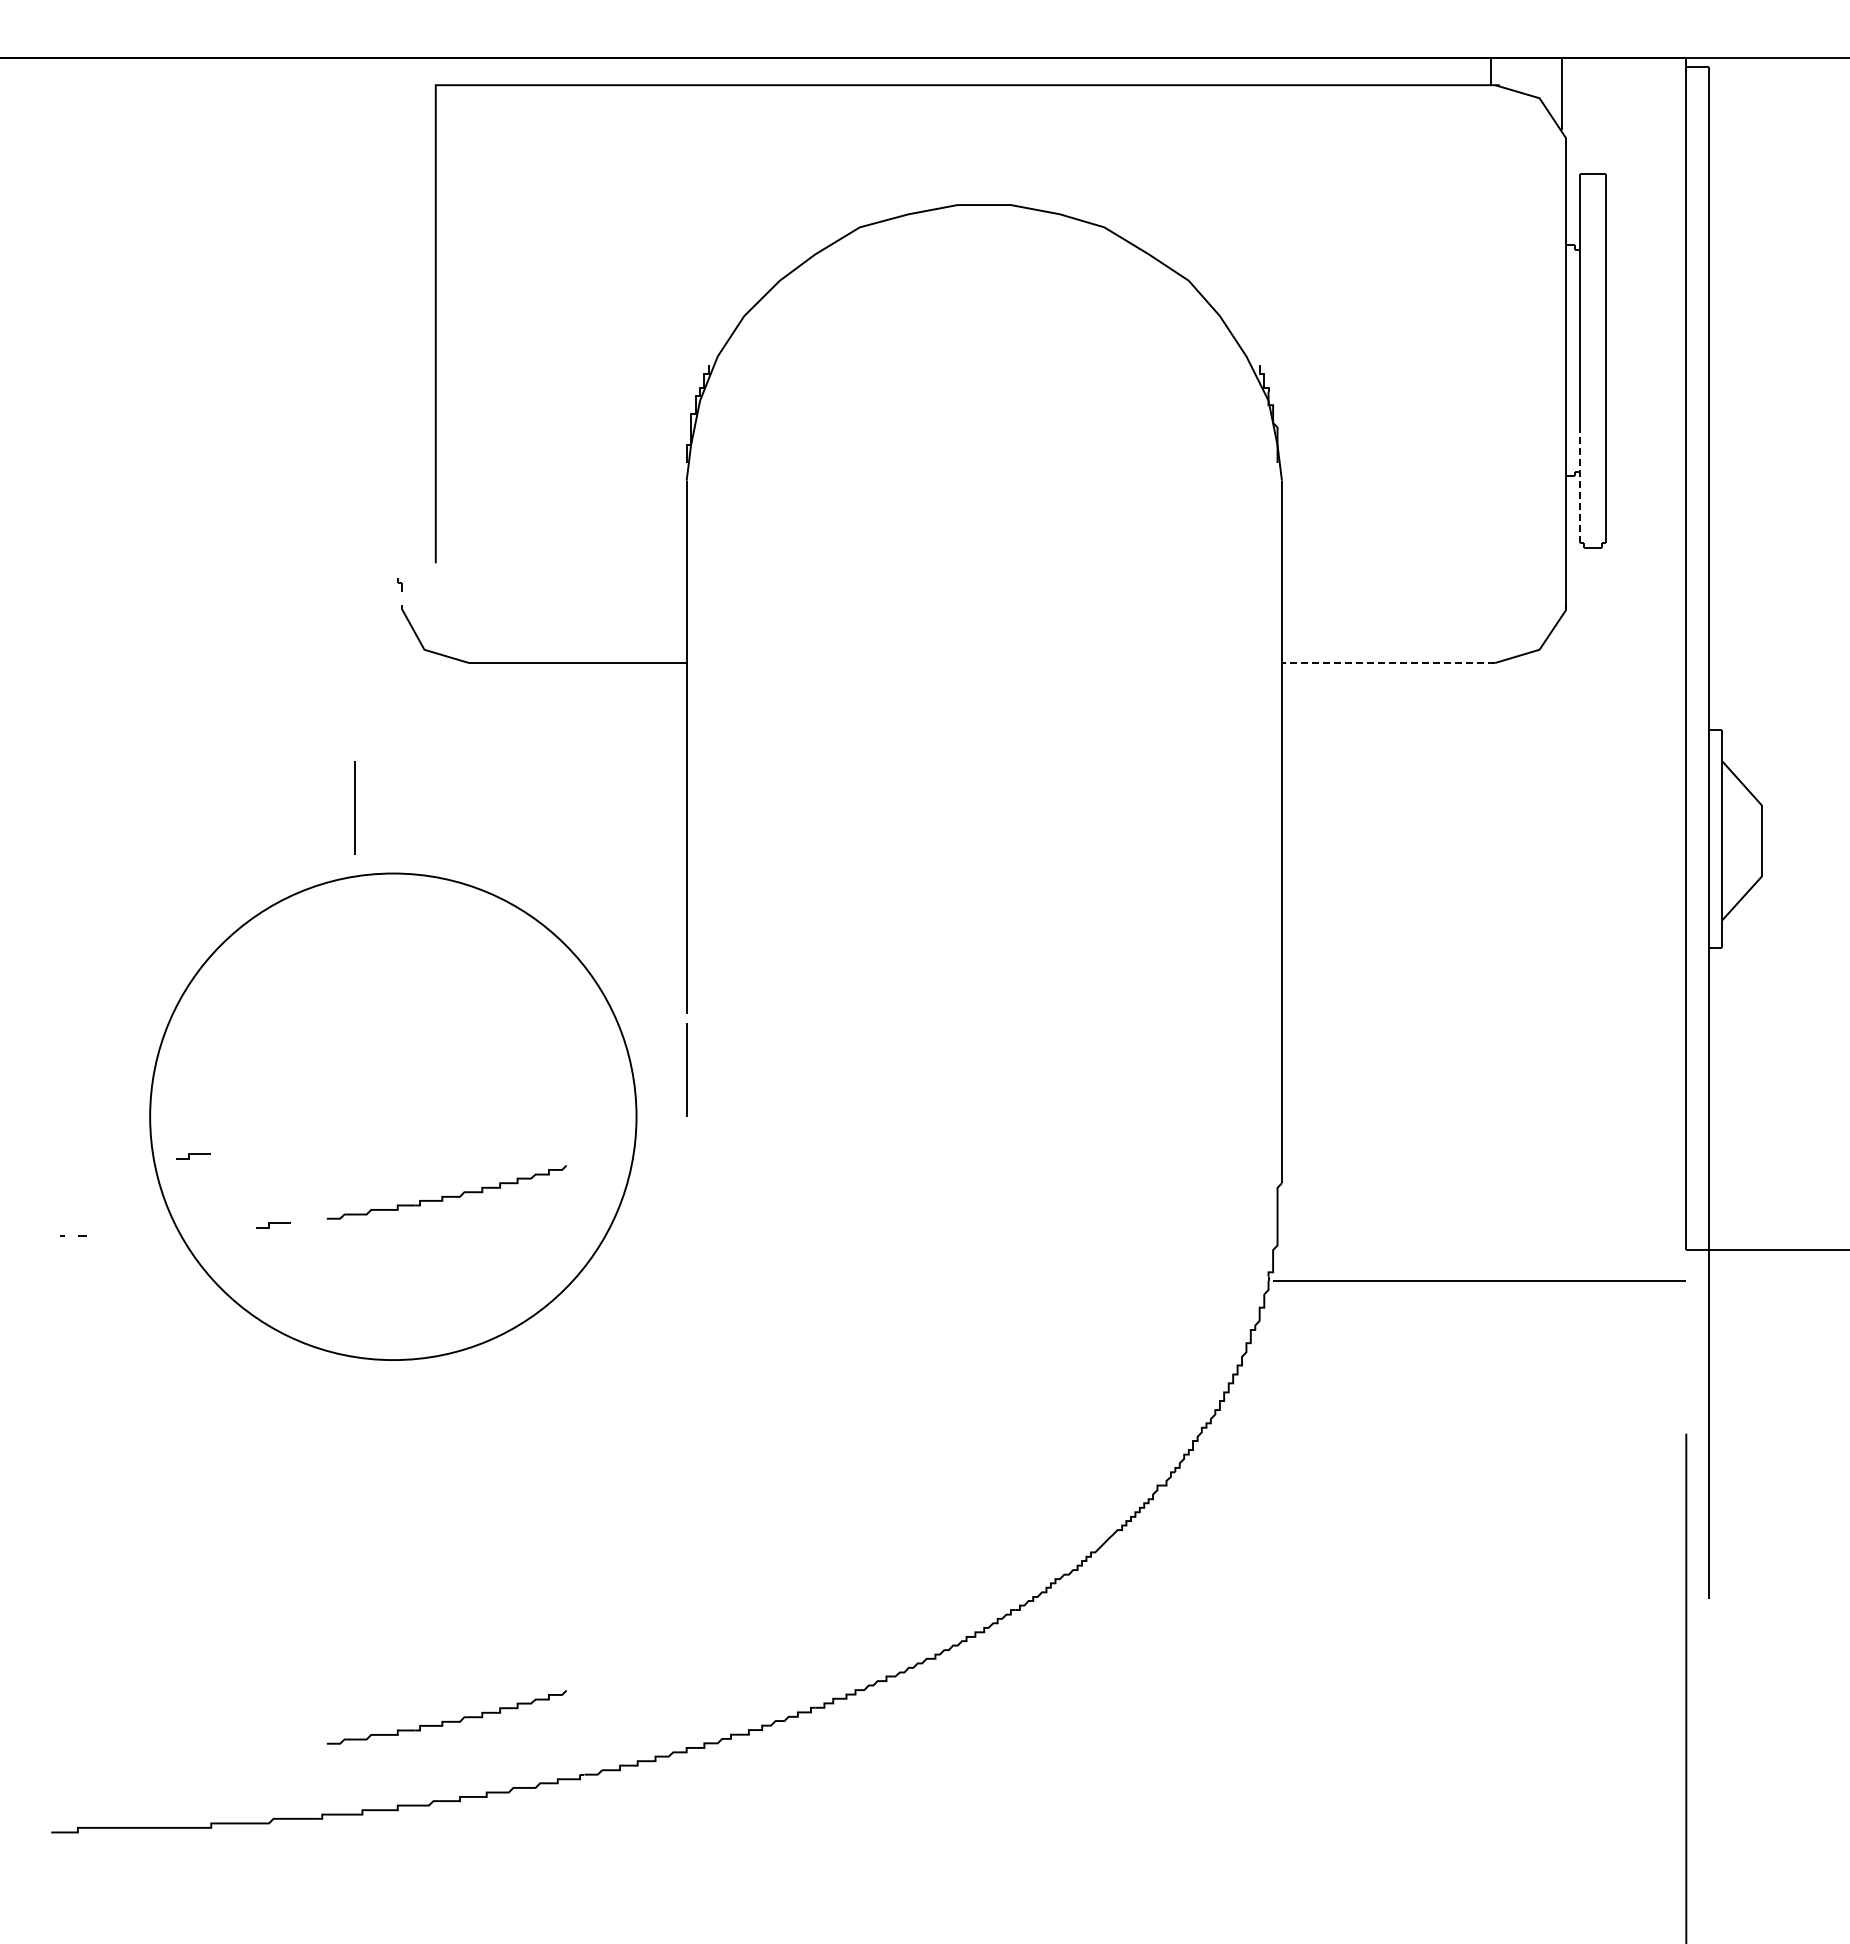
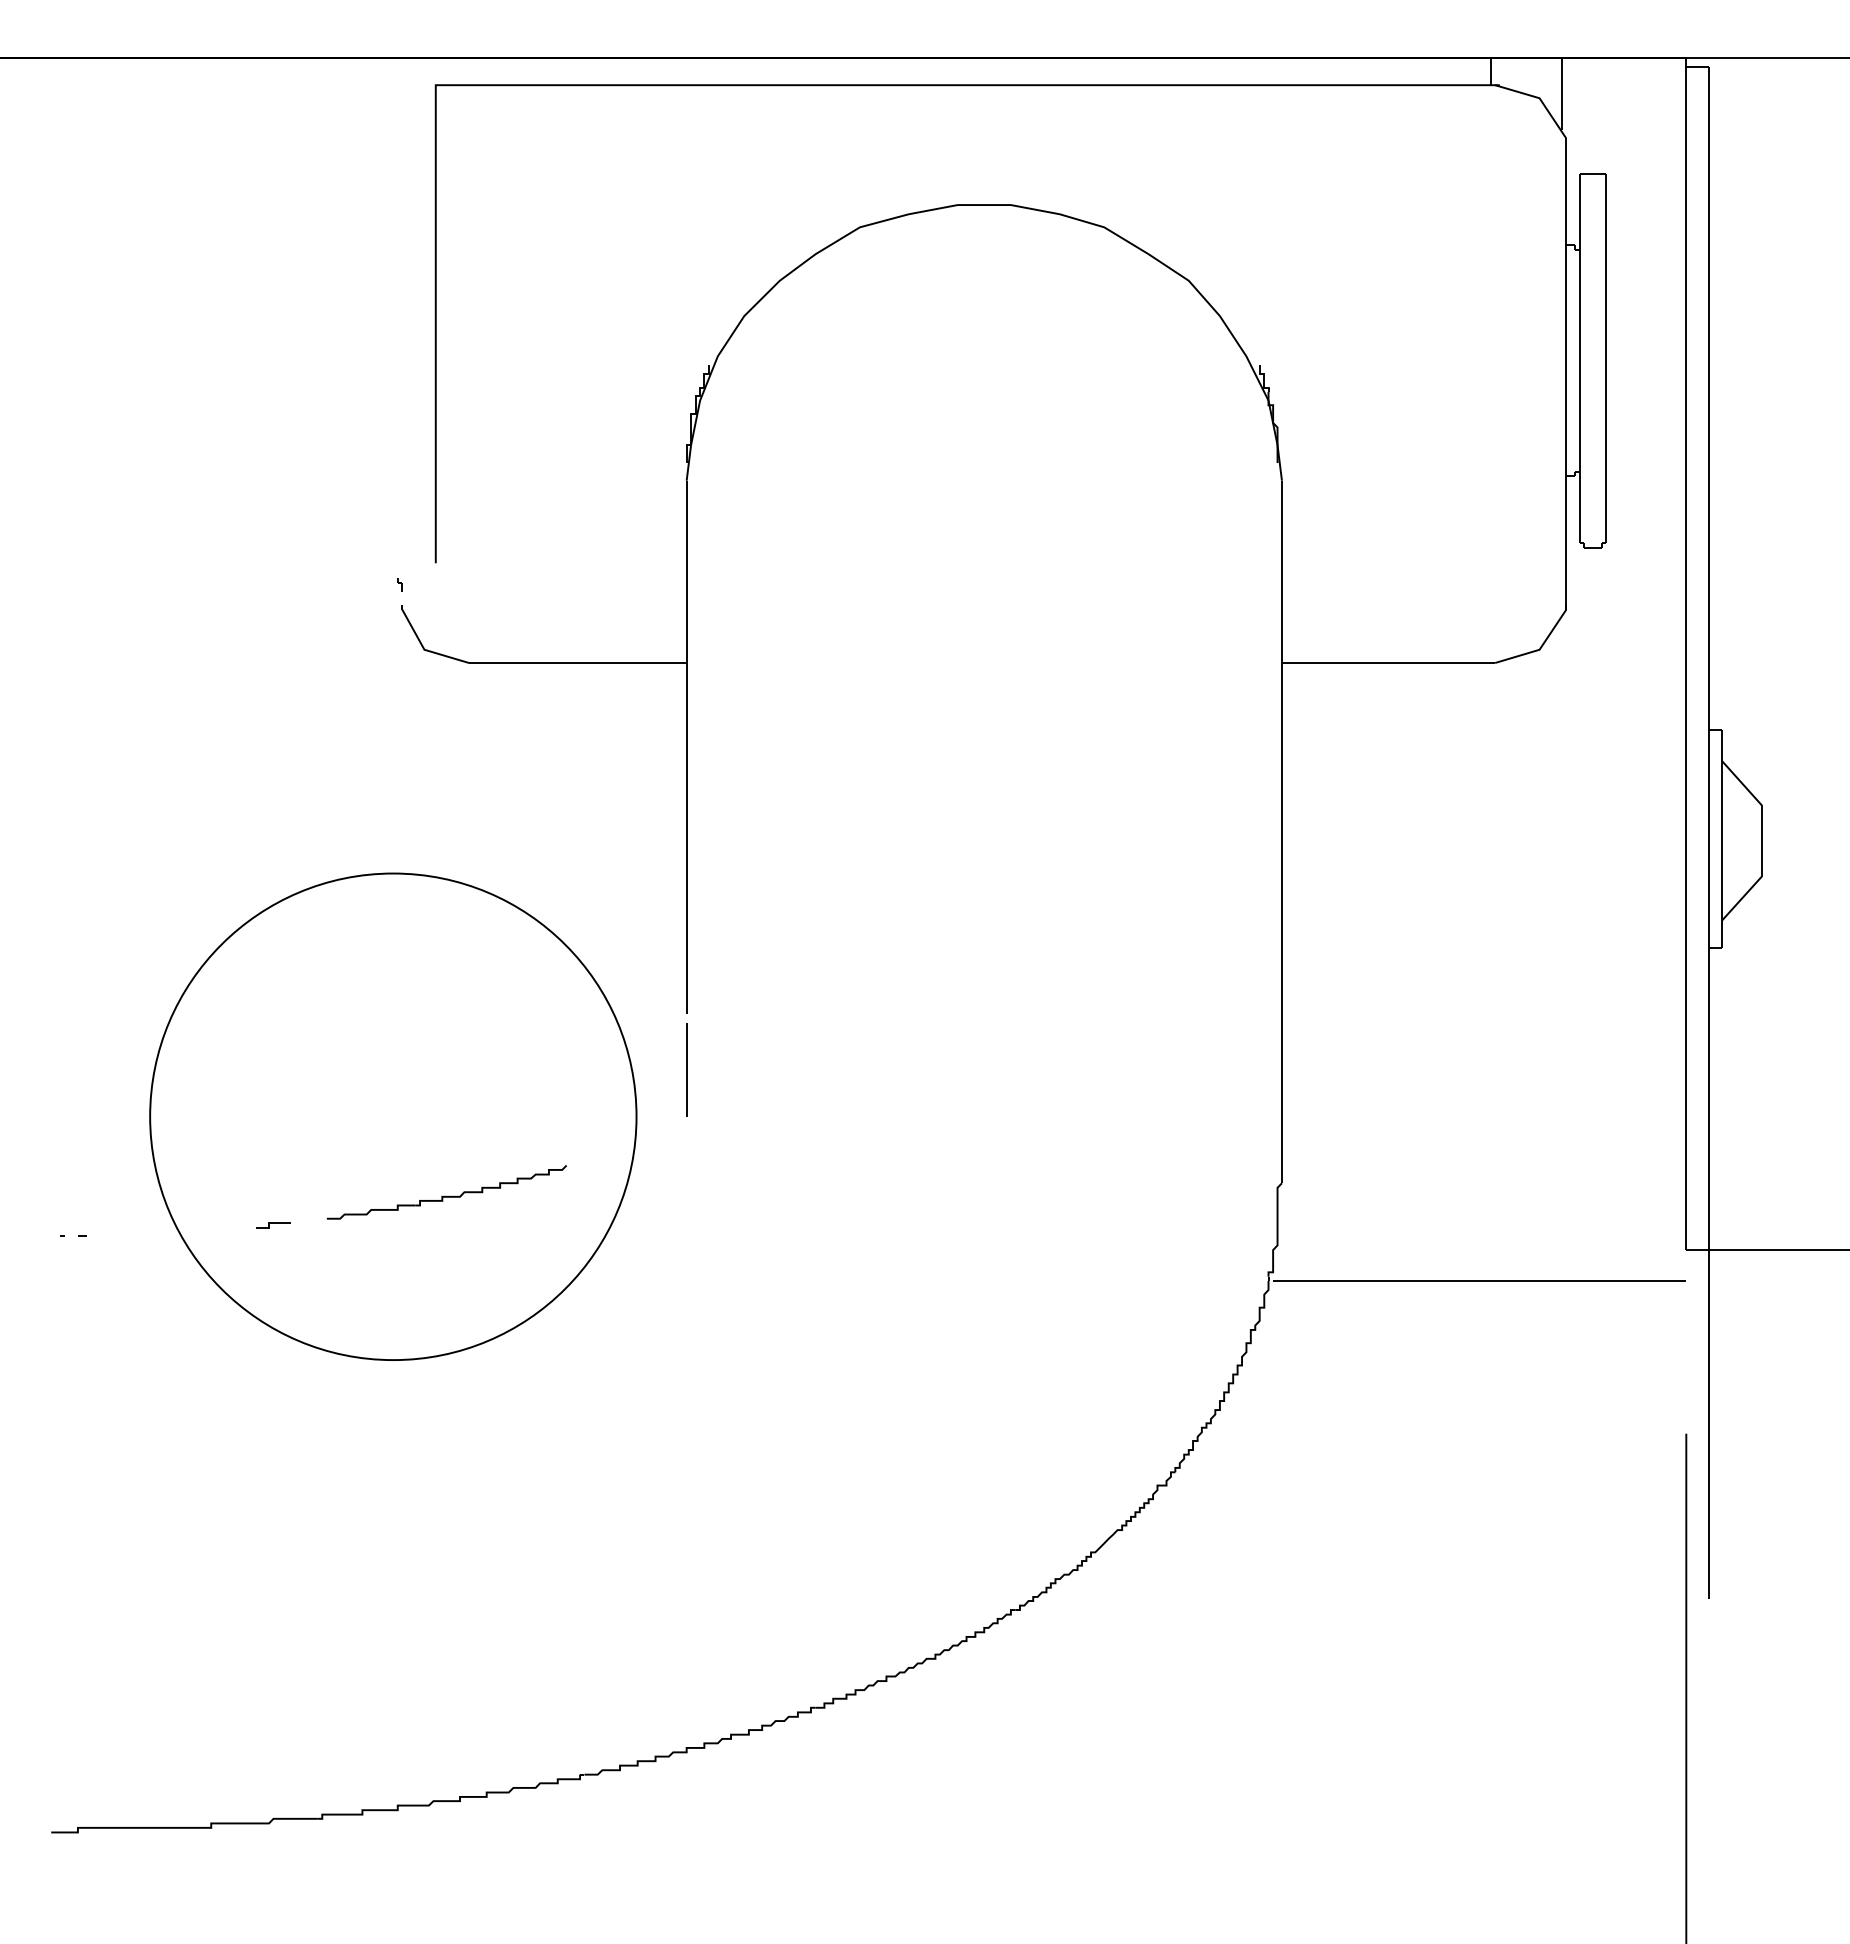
line: dashed -> solid (1579, 487)
line: dashed -> solid (1388, 663)
line: present -> none (354, 807)
part: present -> none (193, 1156)
part: present -> none (446, 1717)
